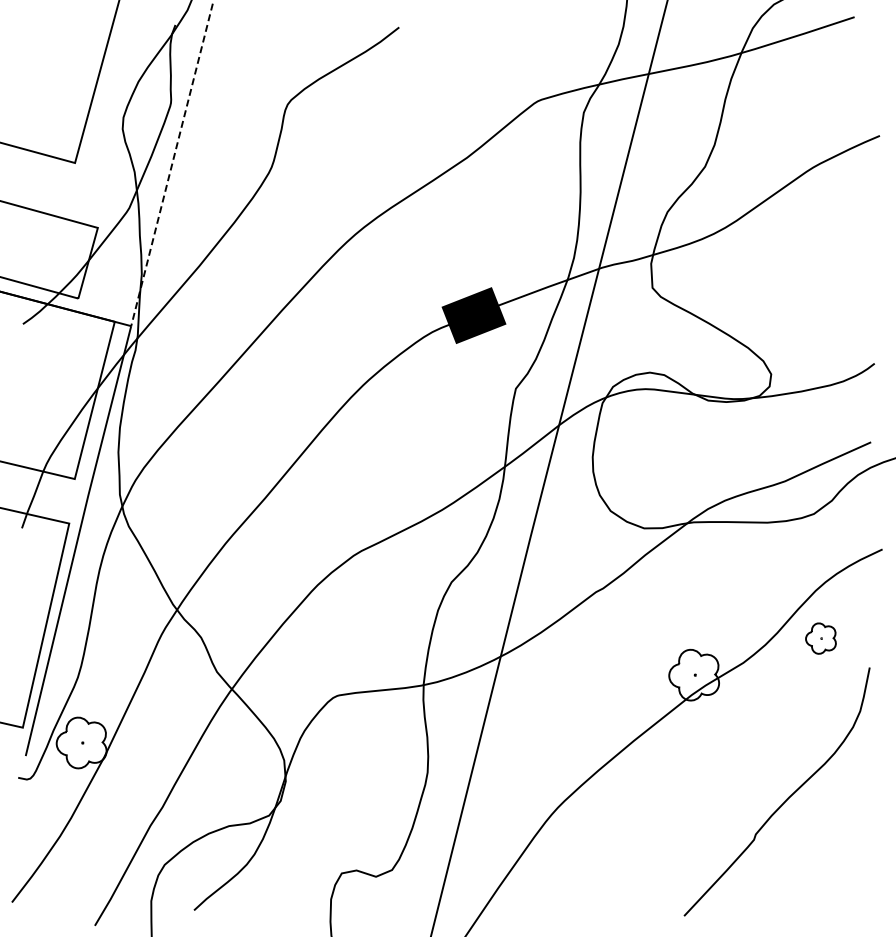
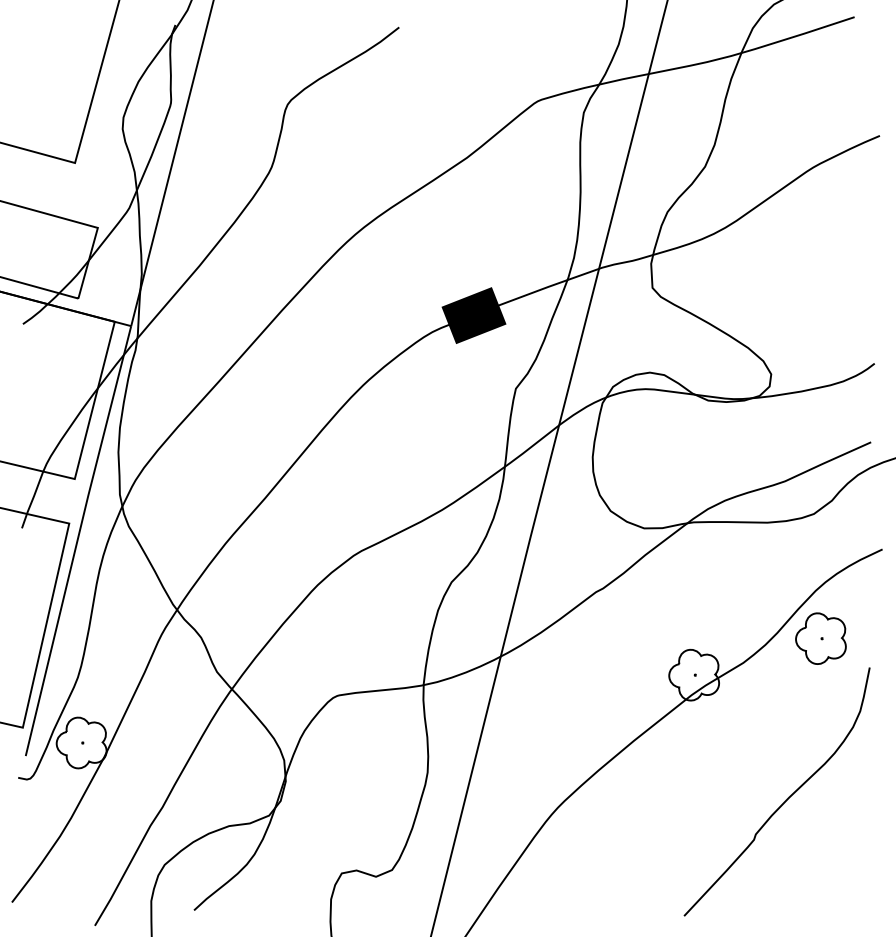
line: dashed -> solid (172, 163)
part size: 32x33 px -> 52x53 px (820, 638)
